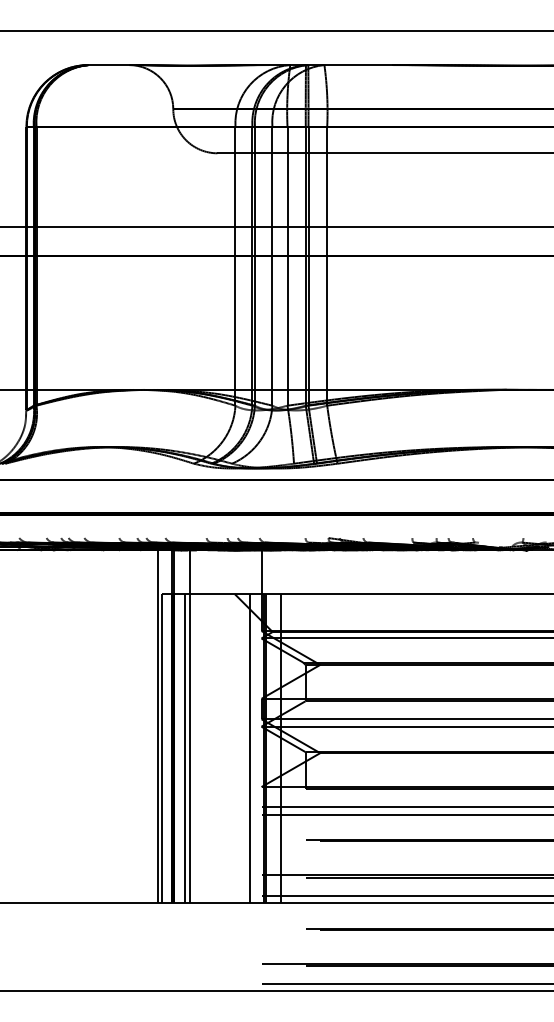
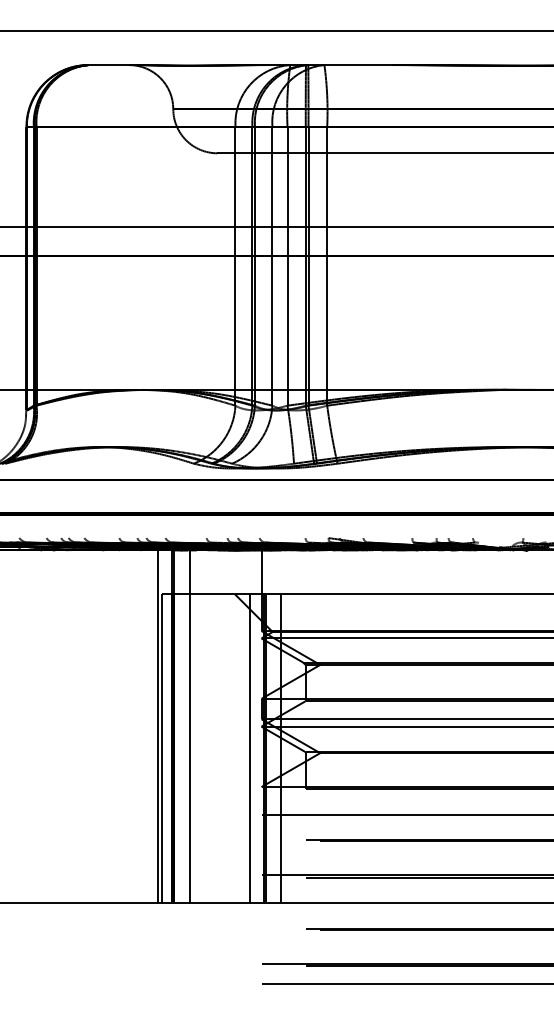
line: present -> none (185, 748)
line: present -> none (405, 807)
line: present -> none (405, 895)
line: present -> none (276, 991)
